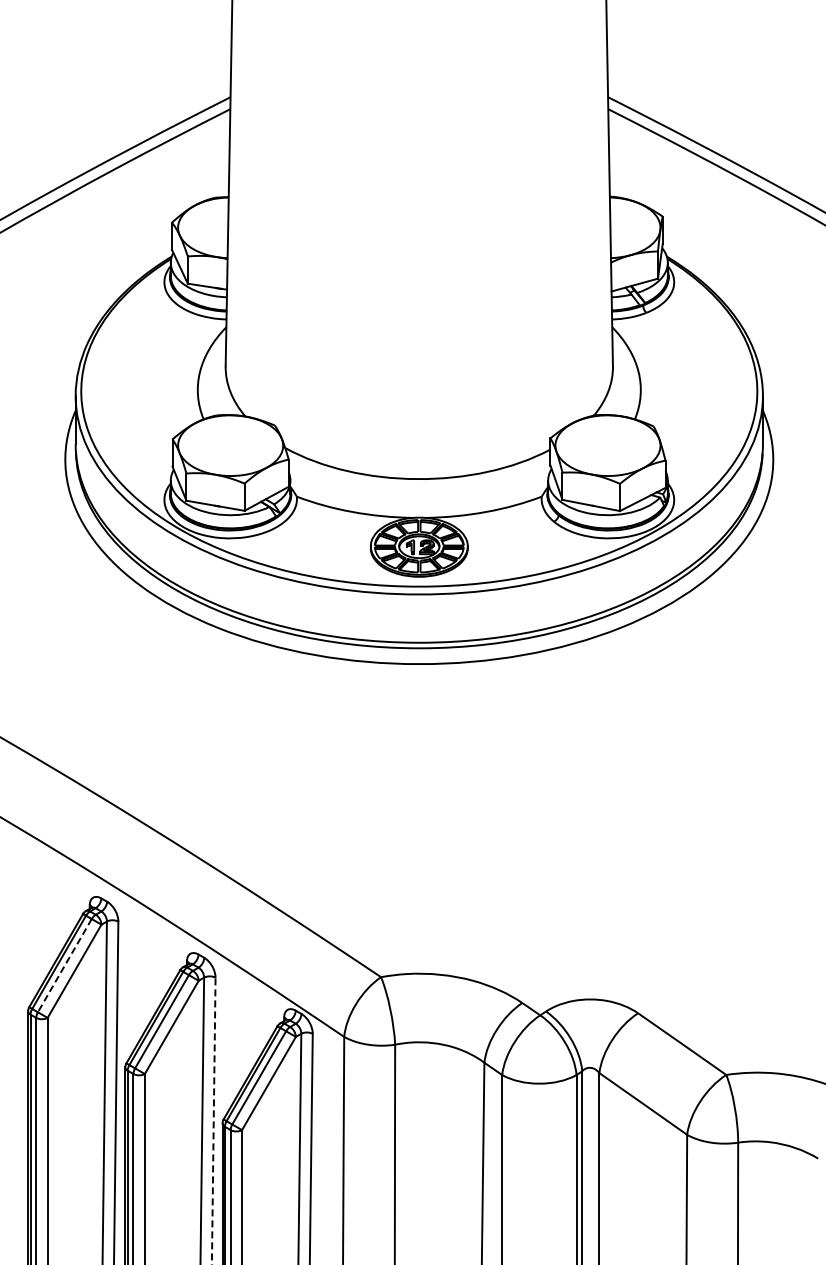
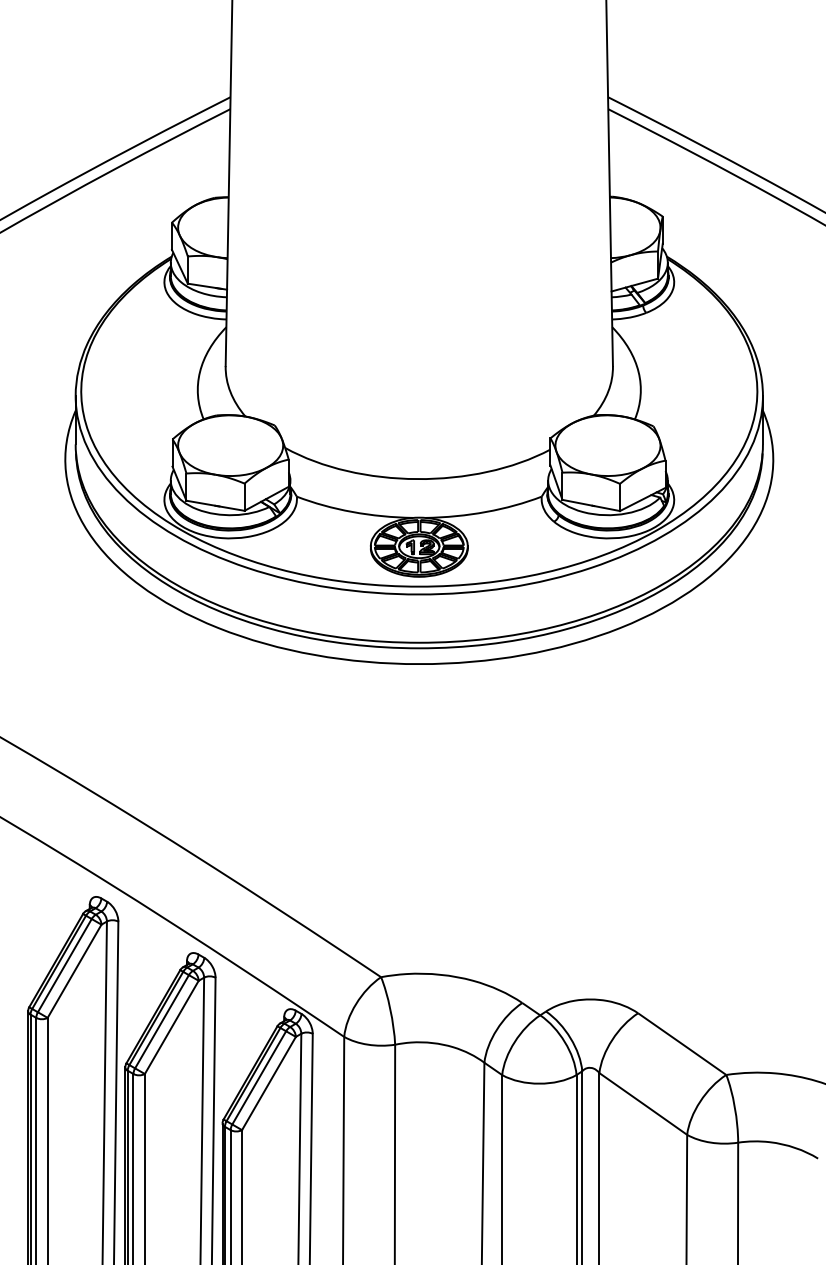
line: dashed -> solid (64, 965)
line: dashed -> solid (213, 1120)
